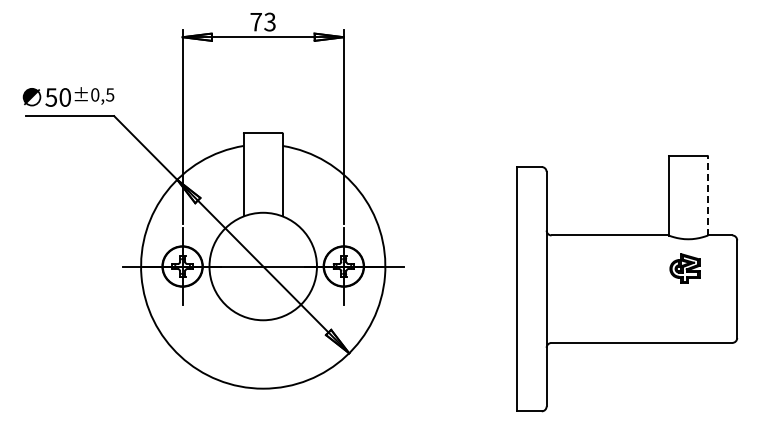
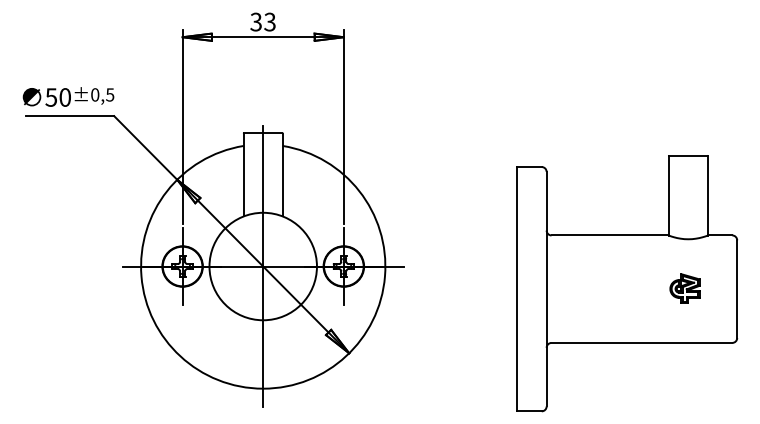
text: 73 -> 33 (255, 21)
line: dashed -> solid (707, 195)
line: none -> present (263, 266)
part position: (684, 268) -> (684, 288) (684, 288)
